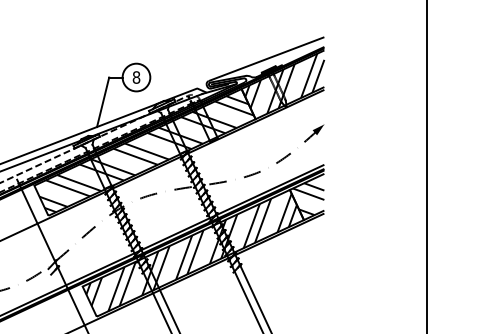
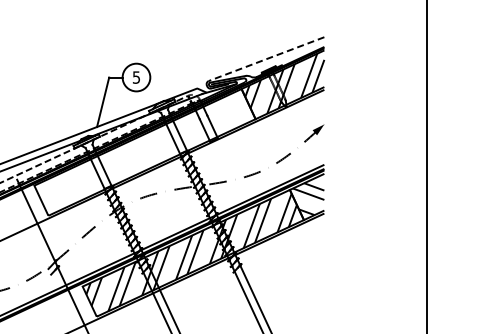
line: solid -> dashed (266, 59)
text: 8 -> 5 (136, 77)
hatch: present -> none (146, 154)
